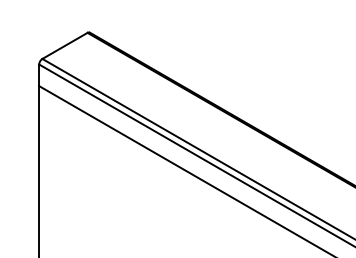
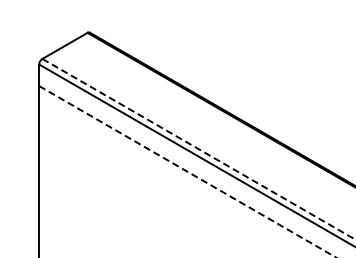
line: solid -> dashed (198, 149)
line: solid -> dashed (187, 171)
